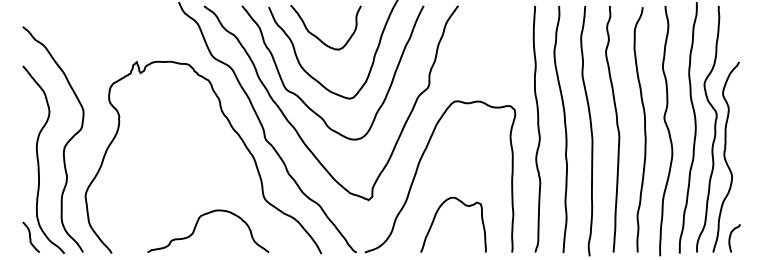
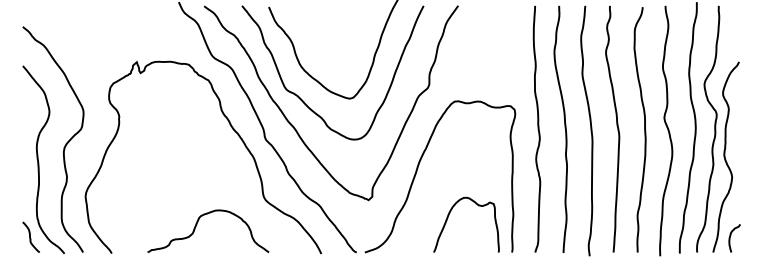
curve: present -> none (317, 36)
curve position: (435, 218) -> (448, 218) (448, 218)
